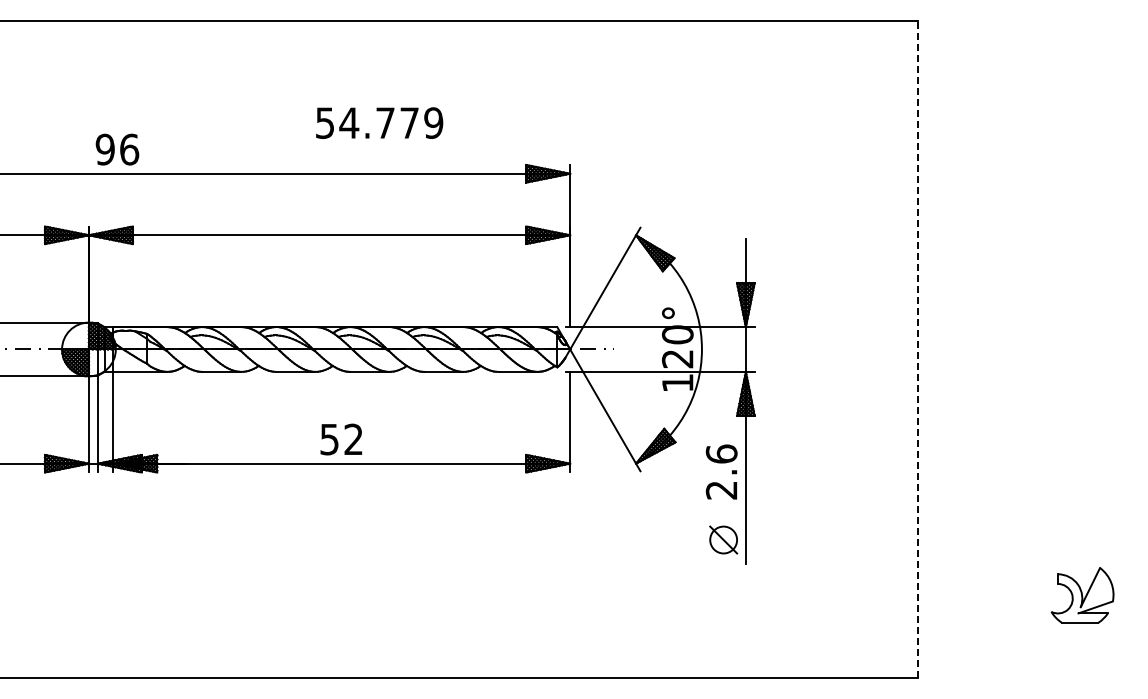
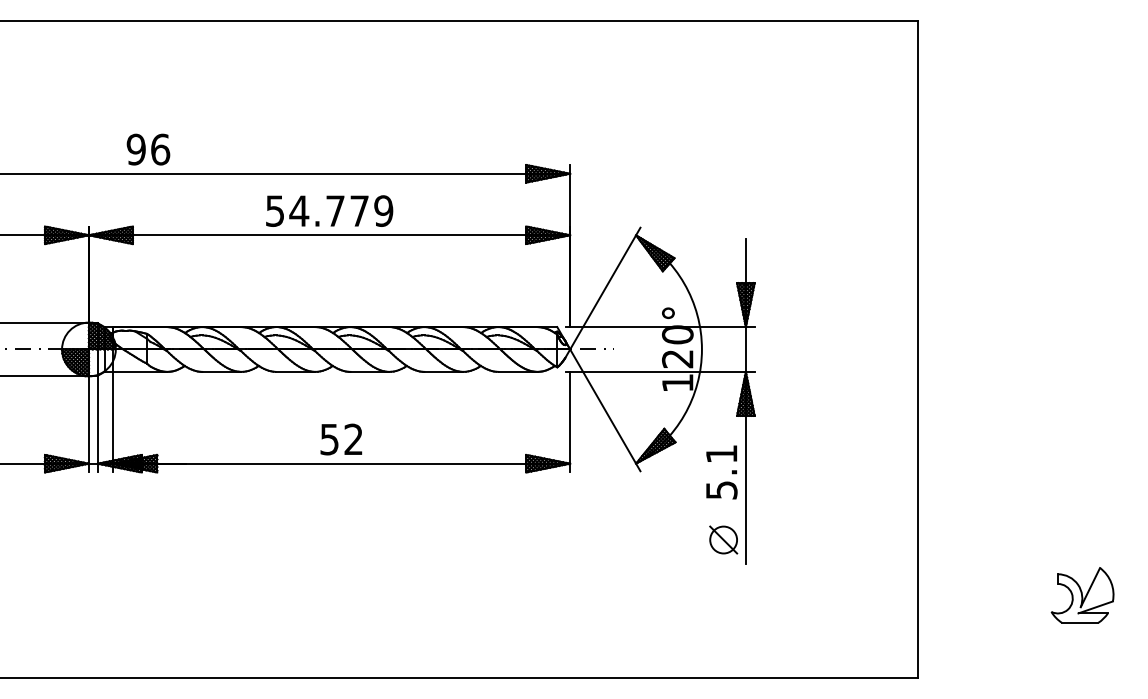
text position: (379, 122) -> (329, 210) (329, 210)
text position: (117, 149) -> (148, 149) (148, 149)
line: dashed -> solid (917, 349)
text: 2.6 -> 5.1 (721, 471)
